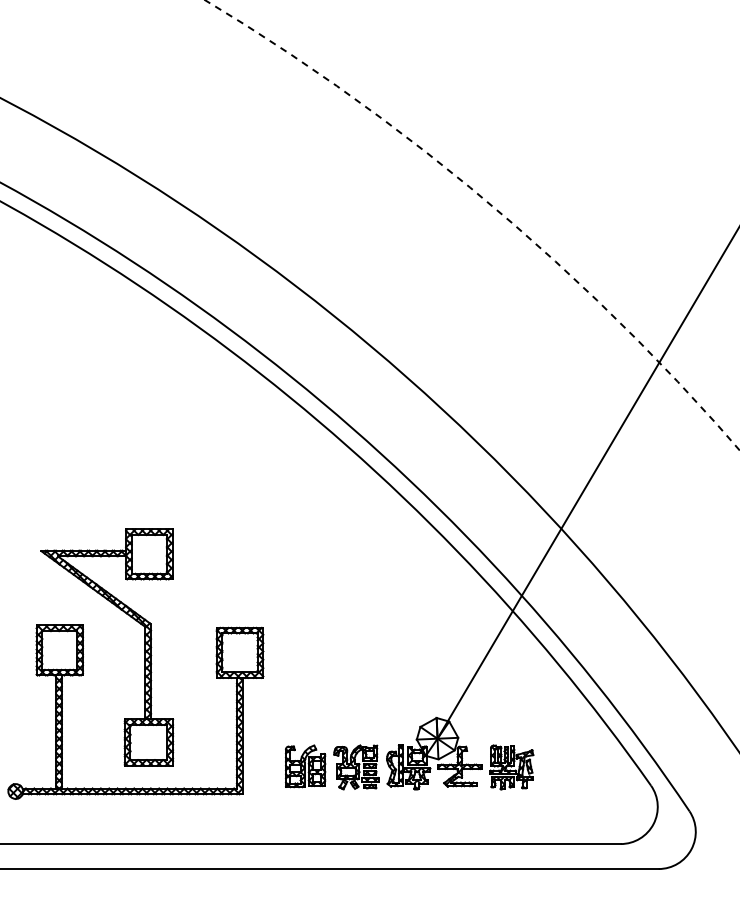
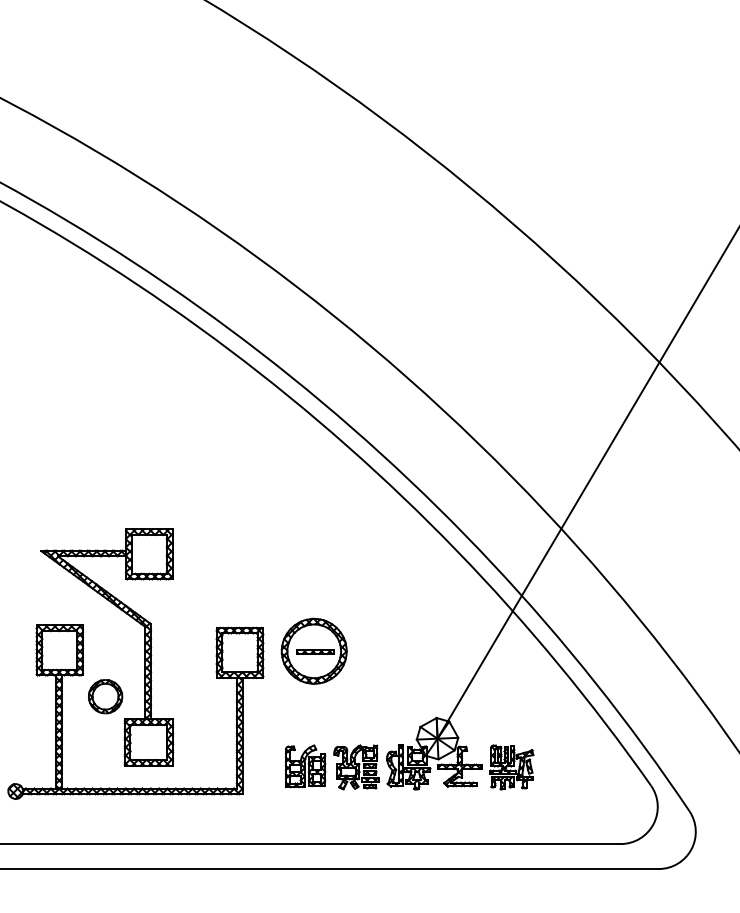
arc: dashed -> solid (489, 204)
part: none -> present (313, 650)
part: none -> present (105, 696)
